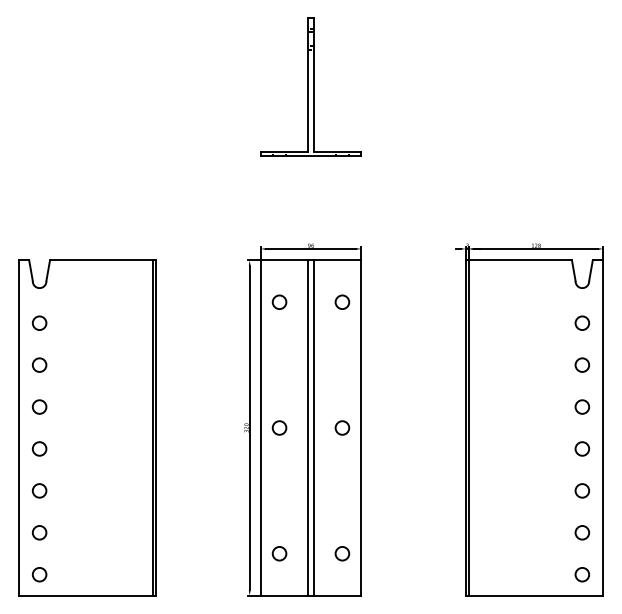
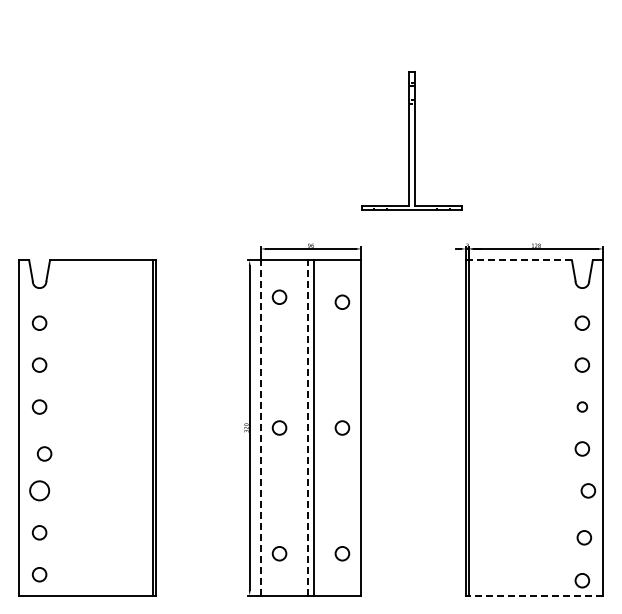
part position: (310, 86) -> (411, 140) (411, 140)
line: solid -> dashed (520, 260)
circle position: (279, 301) -> (279, 296) (279, 296)
circle size: 17x16 px -> 12x12 px (581, 406)
line: solid -> dashed (260, 428)
line: solid -> dashed (307, 428)
circle position: (39, 448) -> (44, 453) (44, 453)
circle size: 17x16 px -> 22x22 px (39, 490)
circle position: (582, 490) -> (588, 490) (588, 490)
circle position: (582, 532) -> (584, 537) (584, 537)
circle position: (582, 574) -> (582, 580) (582, 580)
line: solid -> dashed (535, 595)
